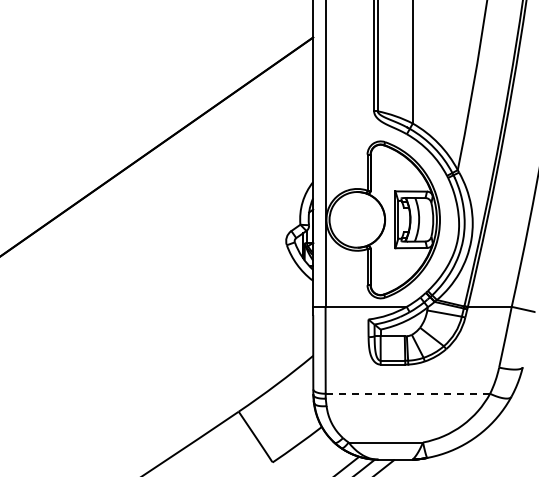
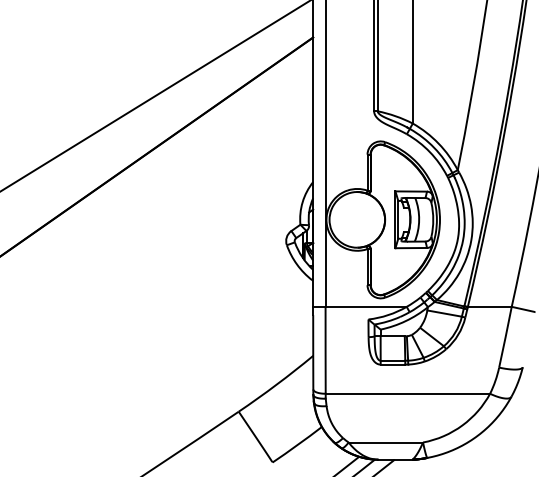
line: none -> present (154, 96)
line: dashed -> solid (407, 393)
